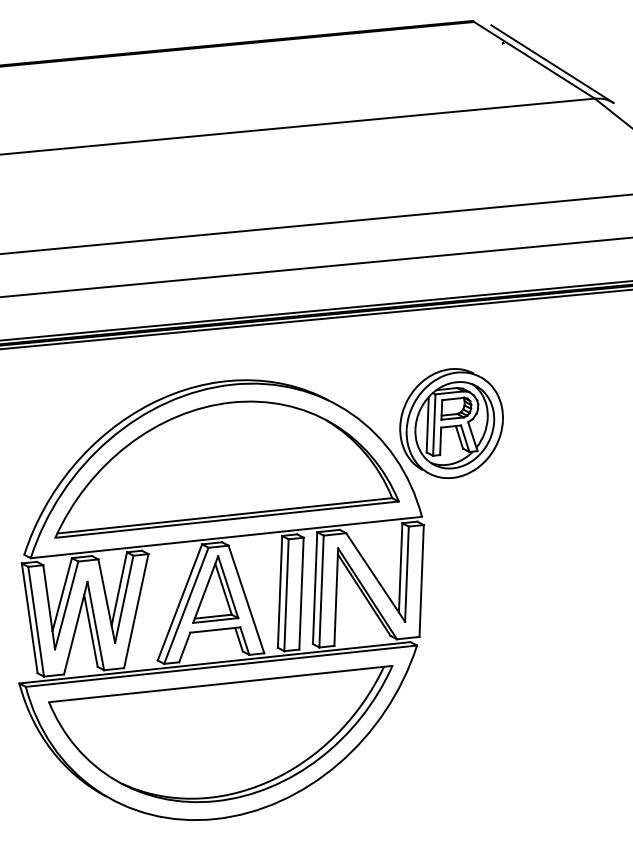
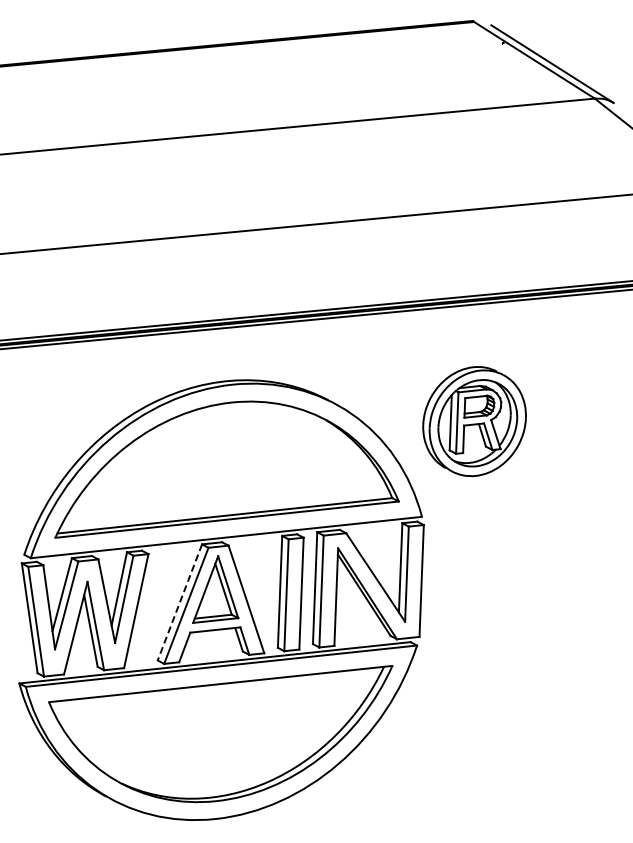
line: present -> none (315, 266)
part position: (451, 423) -> (474, 421) (474, 421)
line: solid -> dashed (179, 602)
